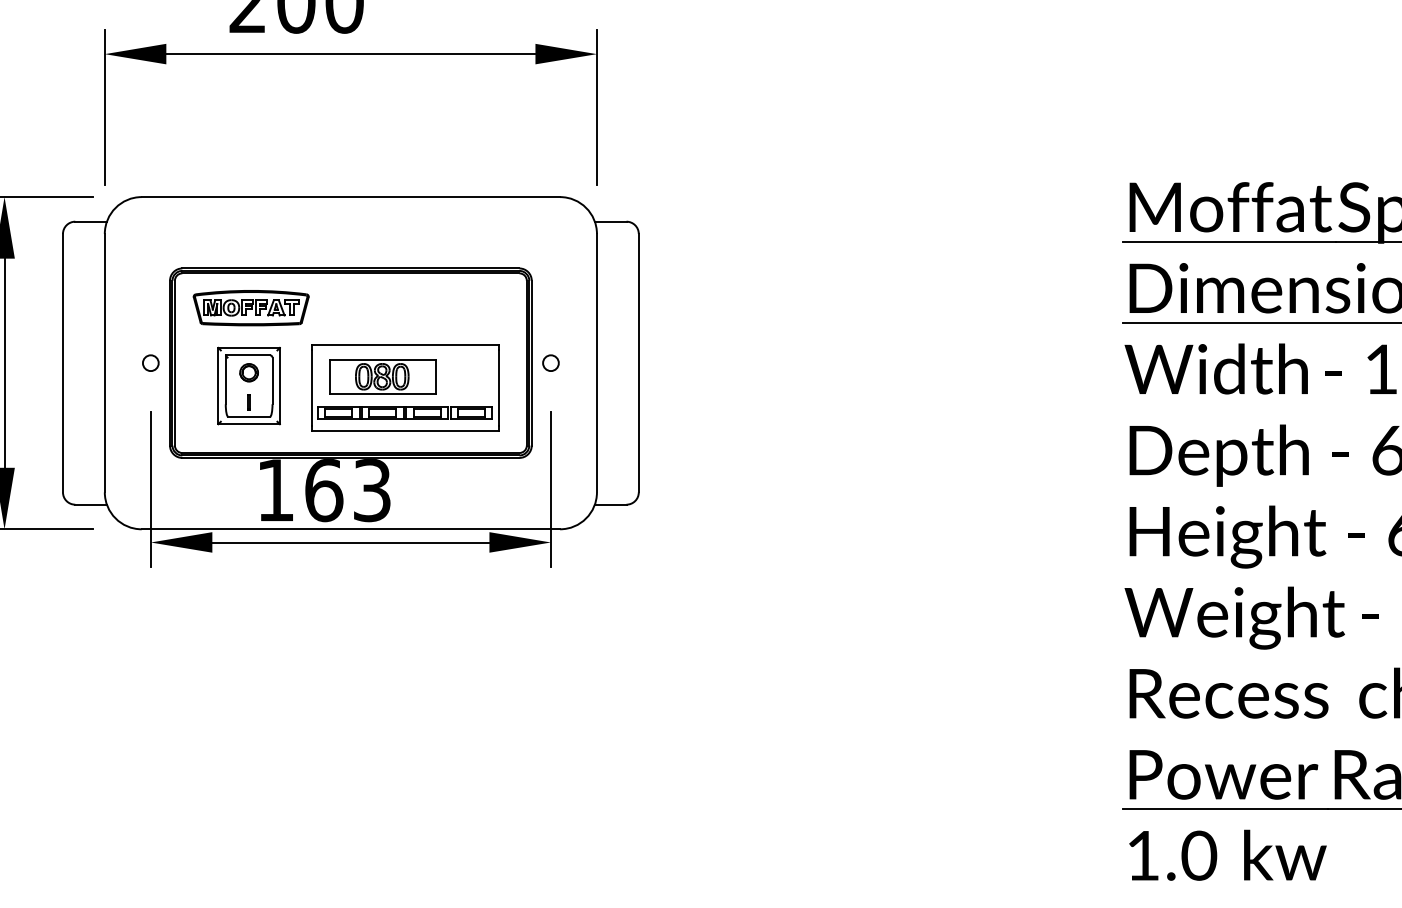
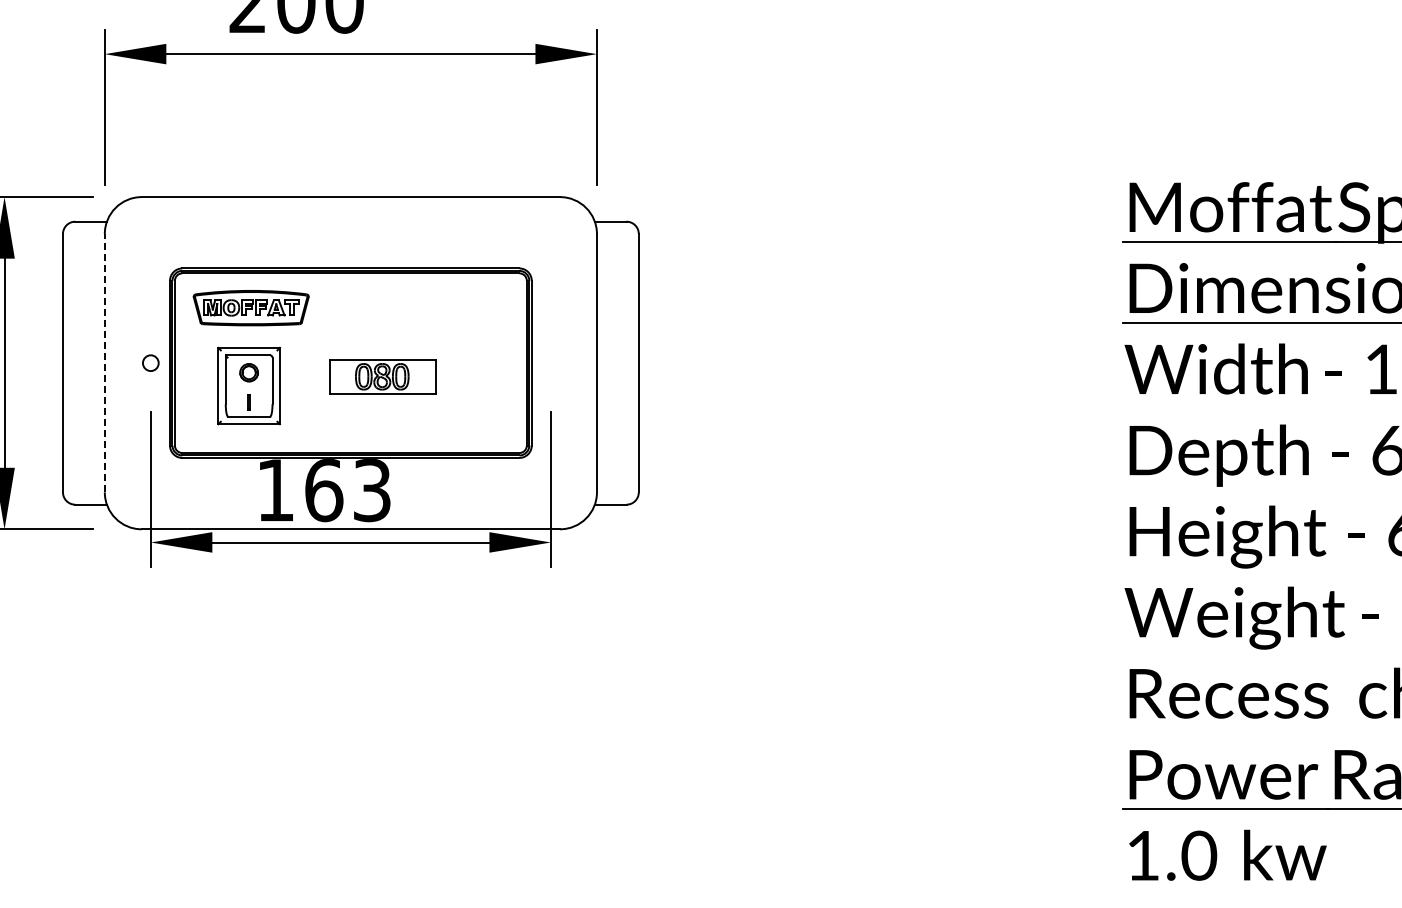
line: solid -> dashed (104, 362)
circle: present -> none (550, 362)
part: present -> none (405, 387)
